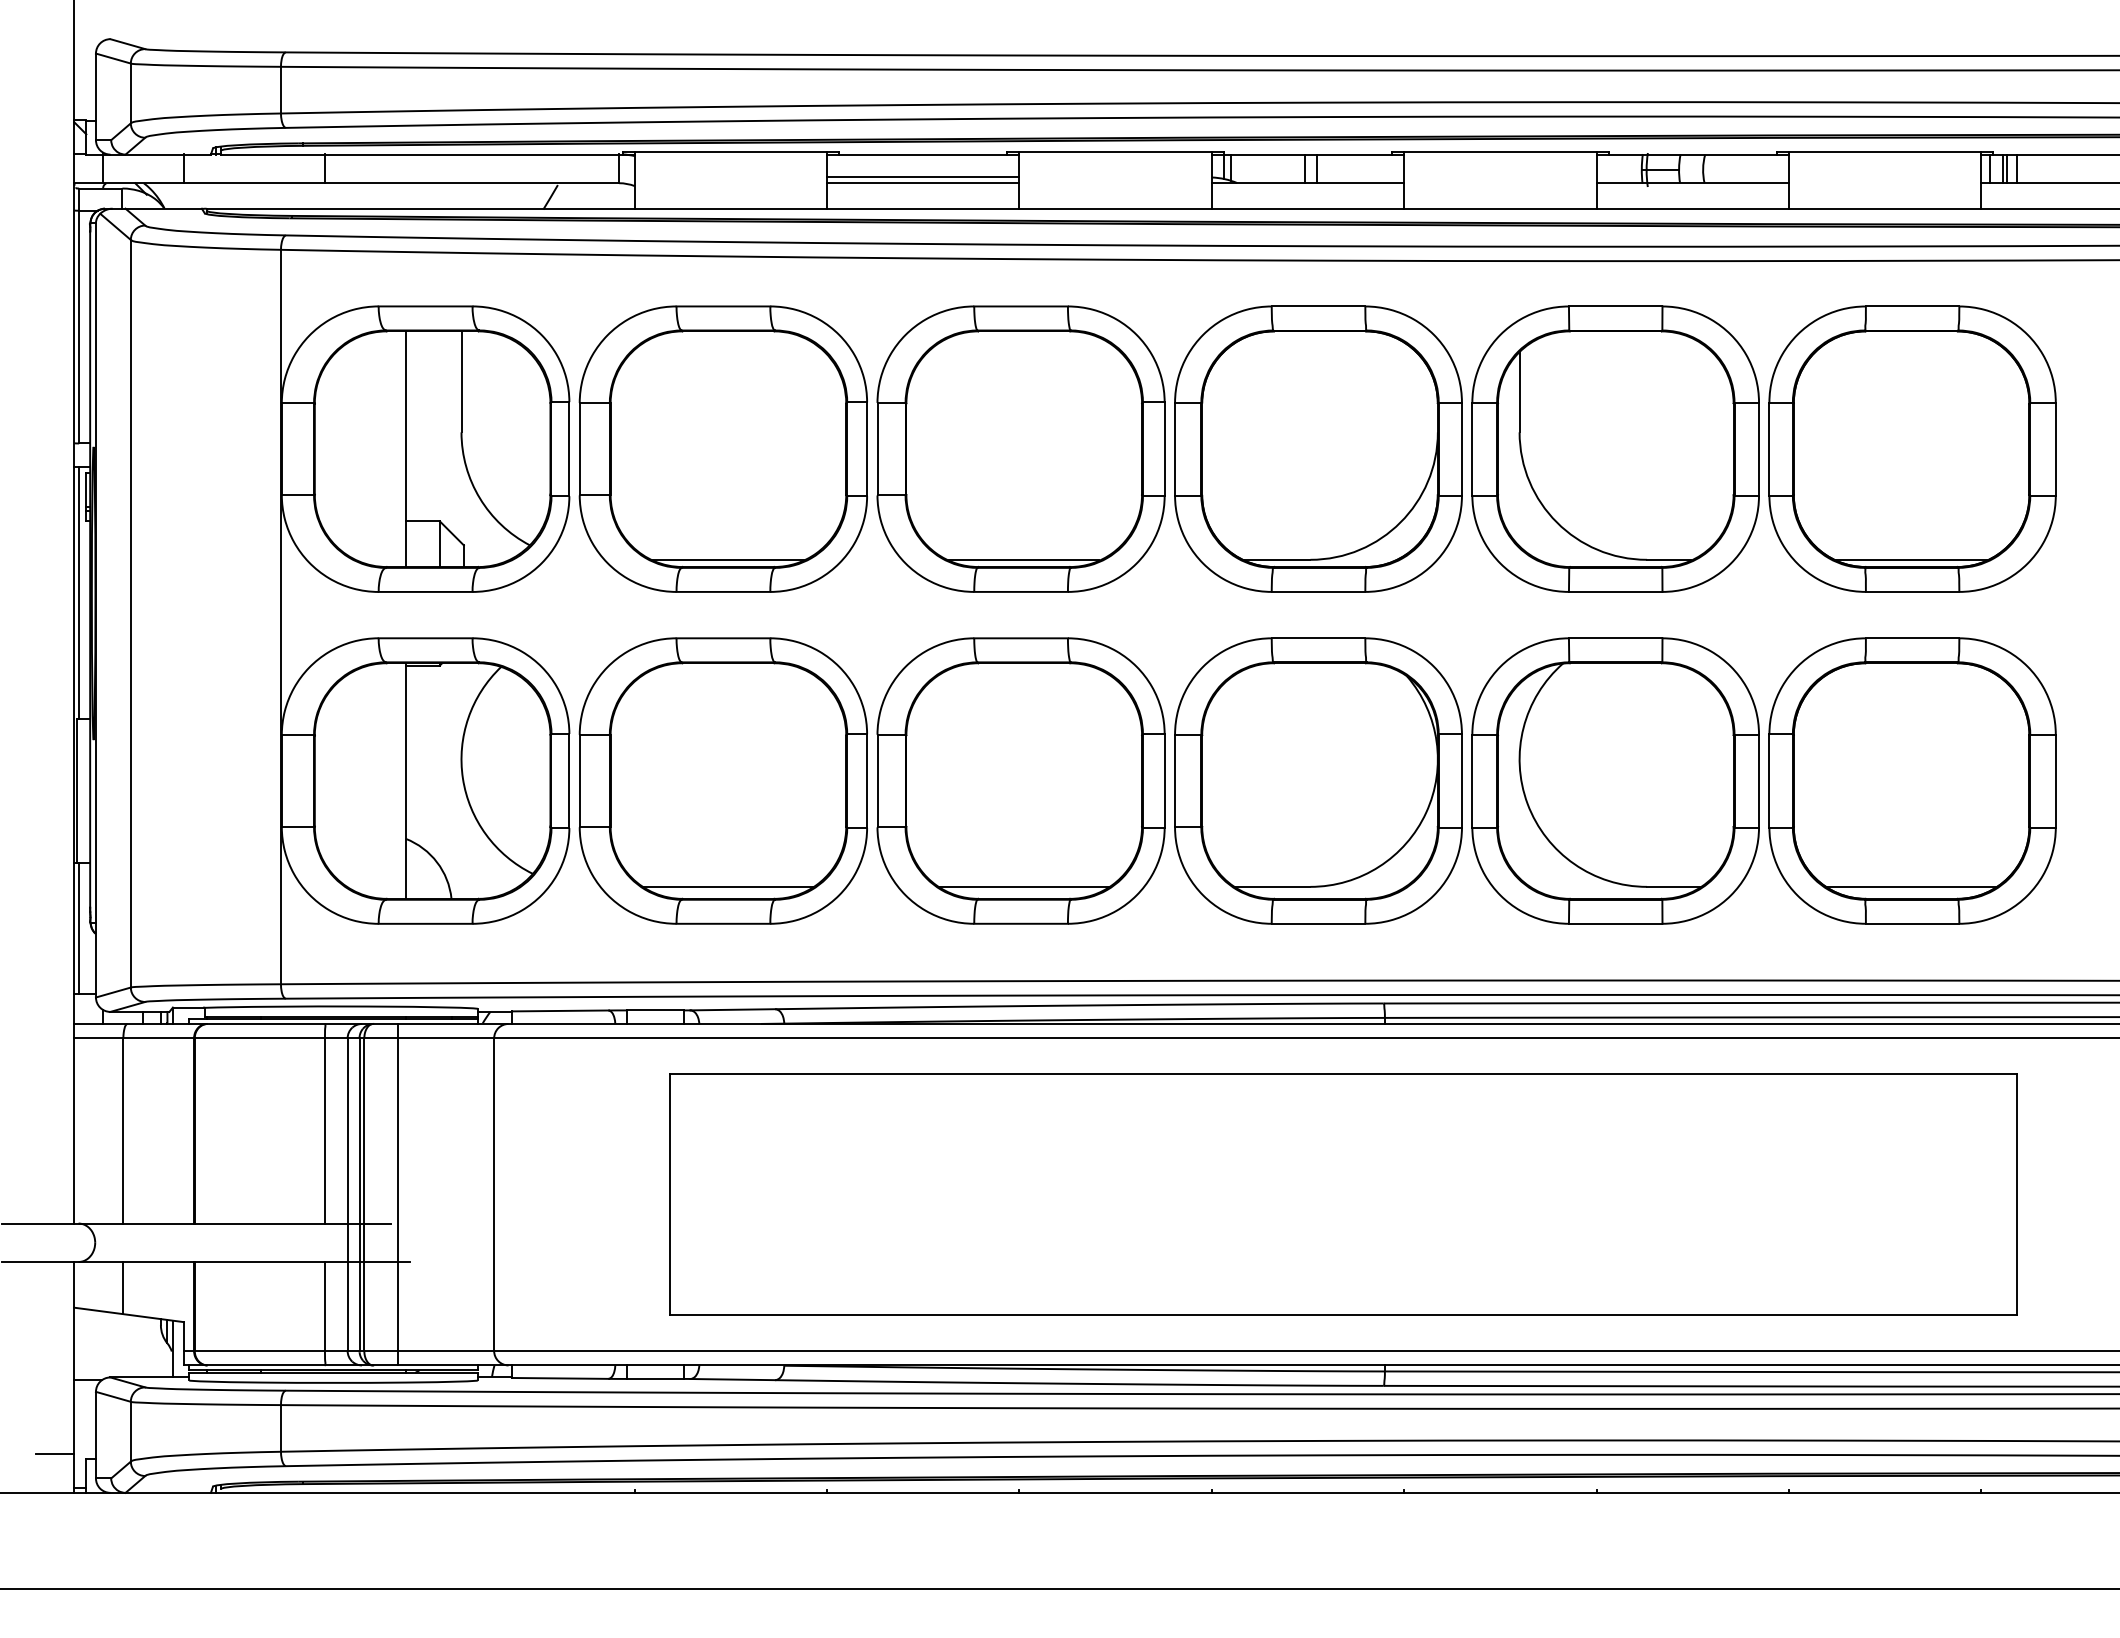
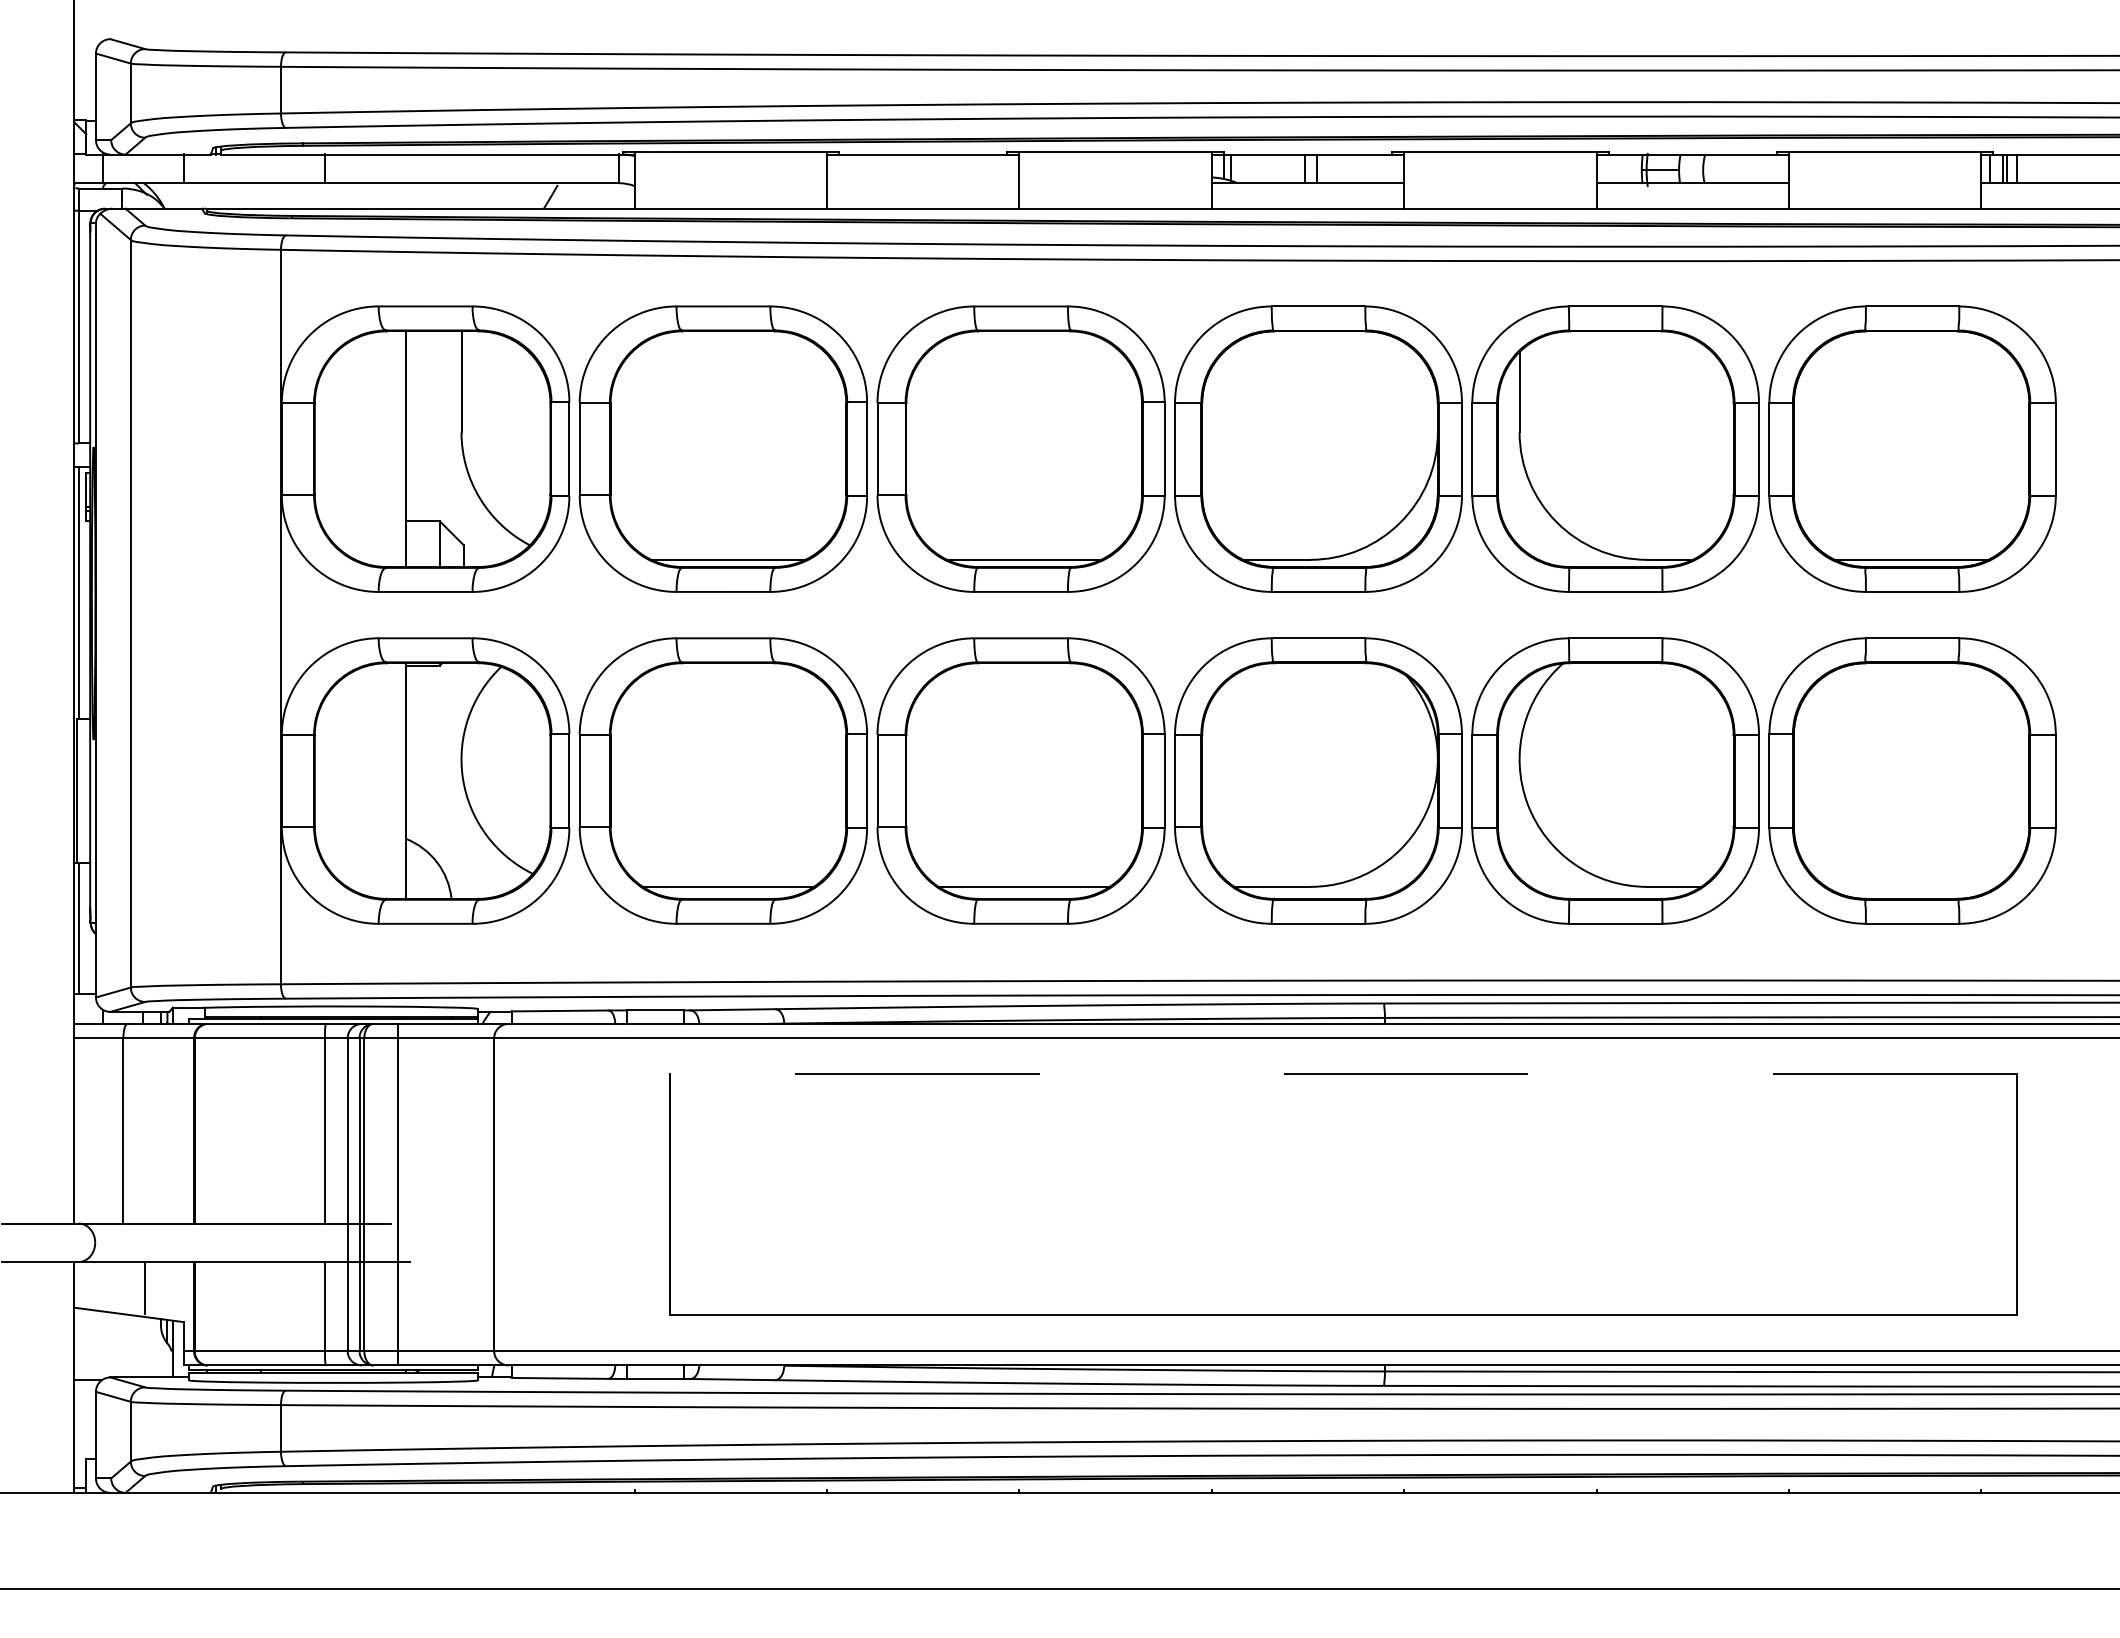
line: present -> none (923, 177)
line: present -> none (923, 183)
line: present -> none (1911, 886)
line: solid -> dashed (1343, 1074)
line position: (123, 1288) -> (145, 1288) (145, 1288)
line: present -> none (54, 1454)
